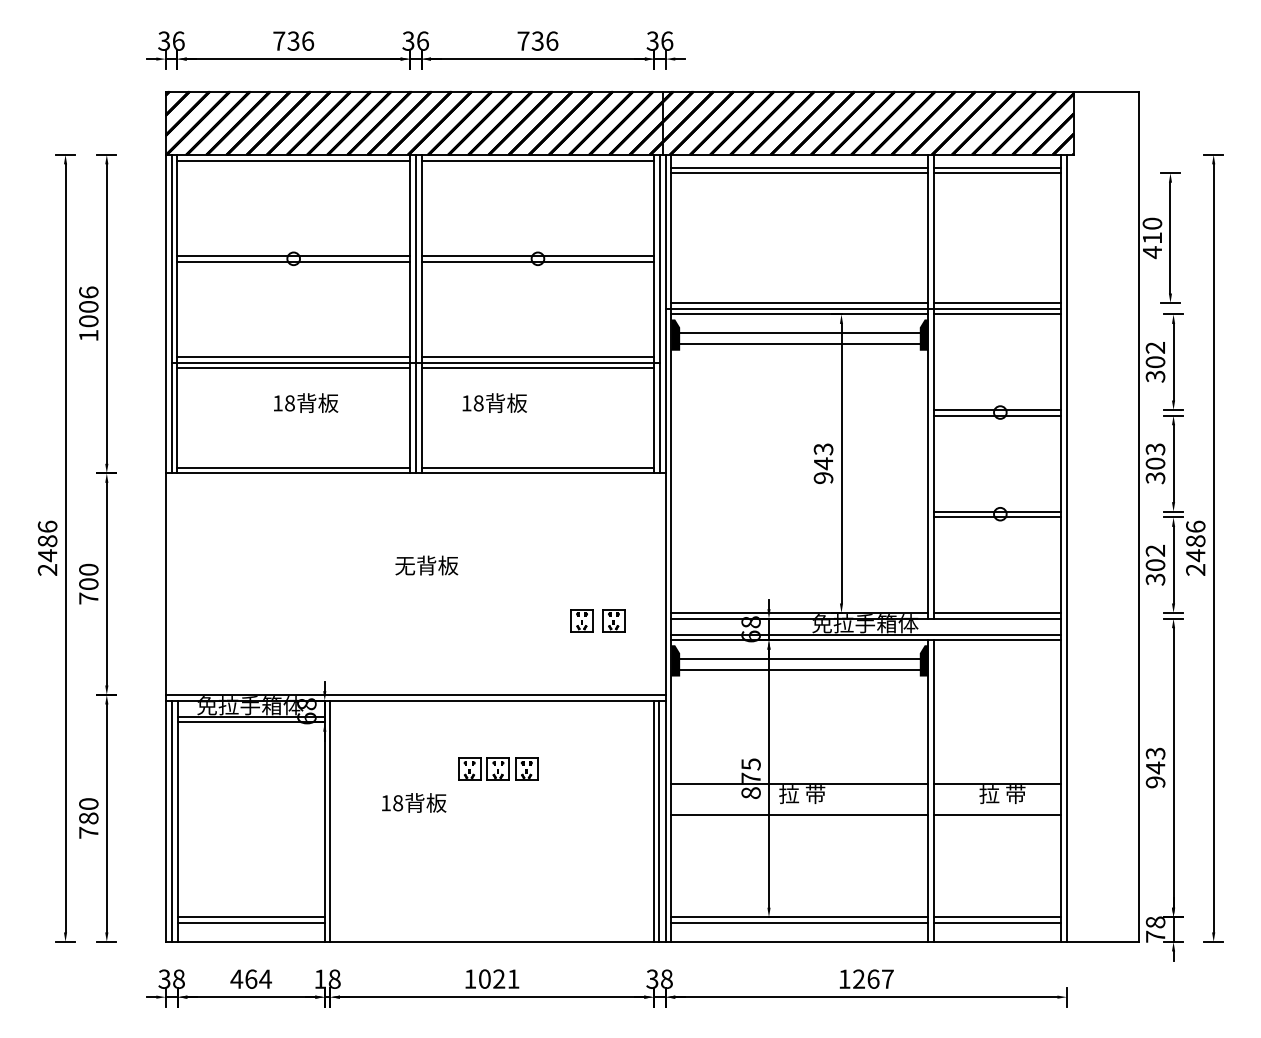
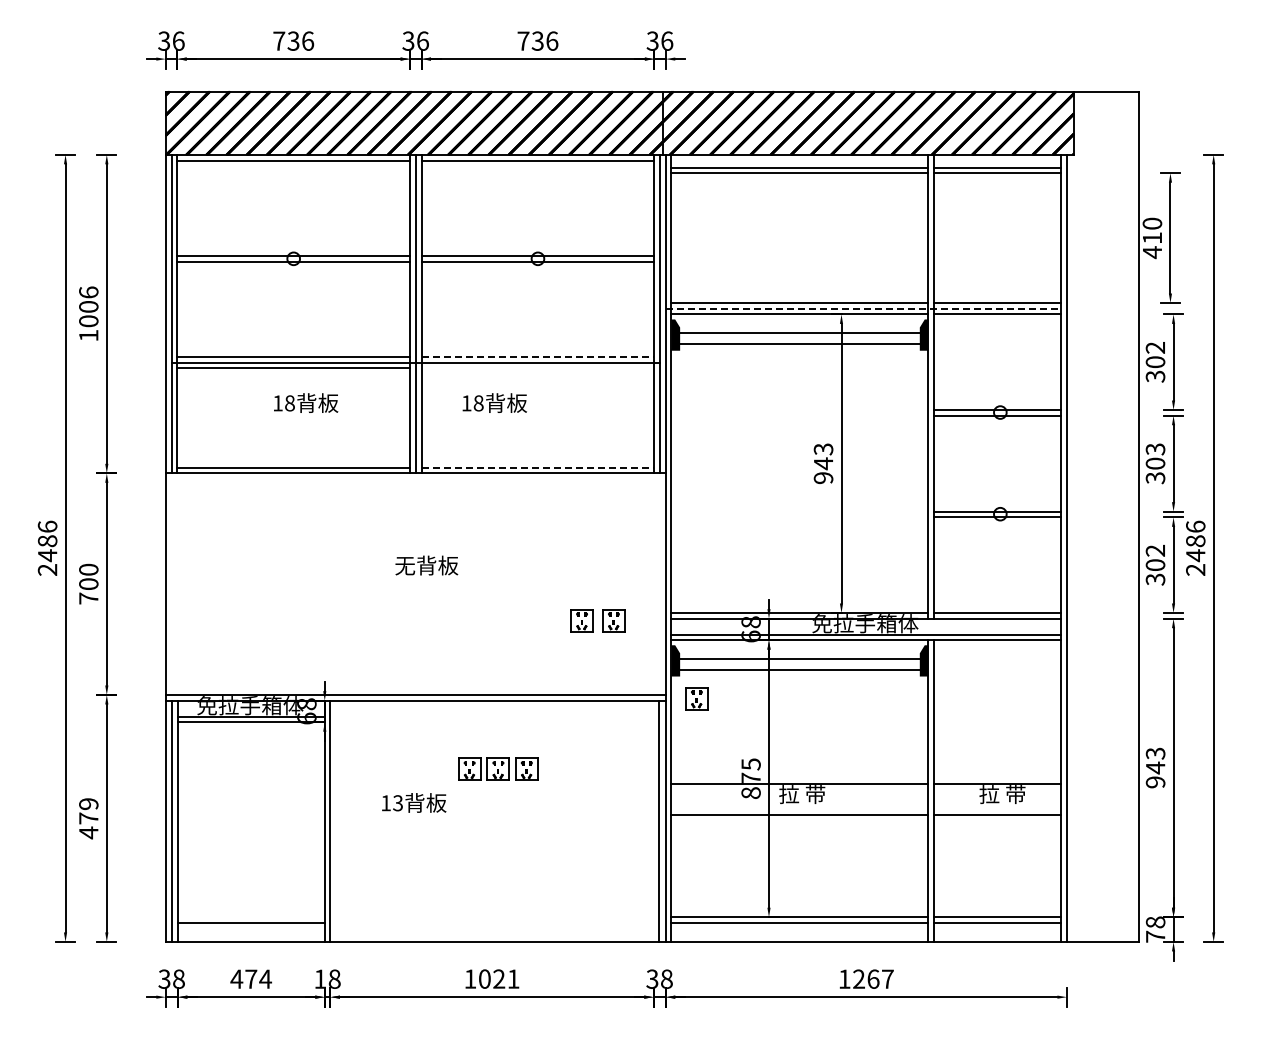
line: solid -> dashed (863, 308)
line: solid -> dashed (538, 356)
line: present -> none (537, 368)
line: solid -> dashed (538, 467)
part: none -> present (696, 698)
text: 18 -> 13 (398, 803)
text: 780 -> 479 (88, 818)
line: present -> none (653, 820)
line: present -> none (250, 917)
text: 464 -> 474 (251, 978)
